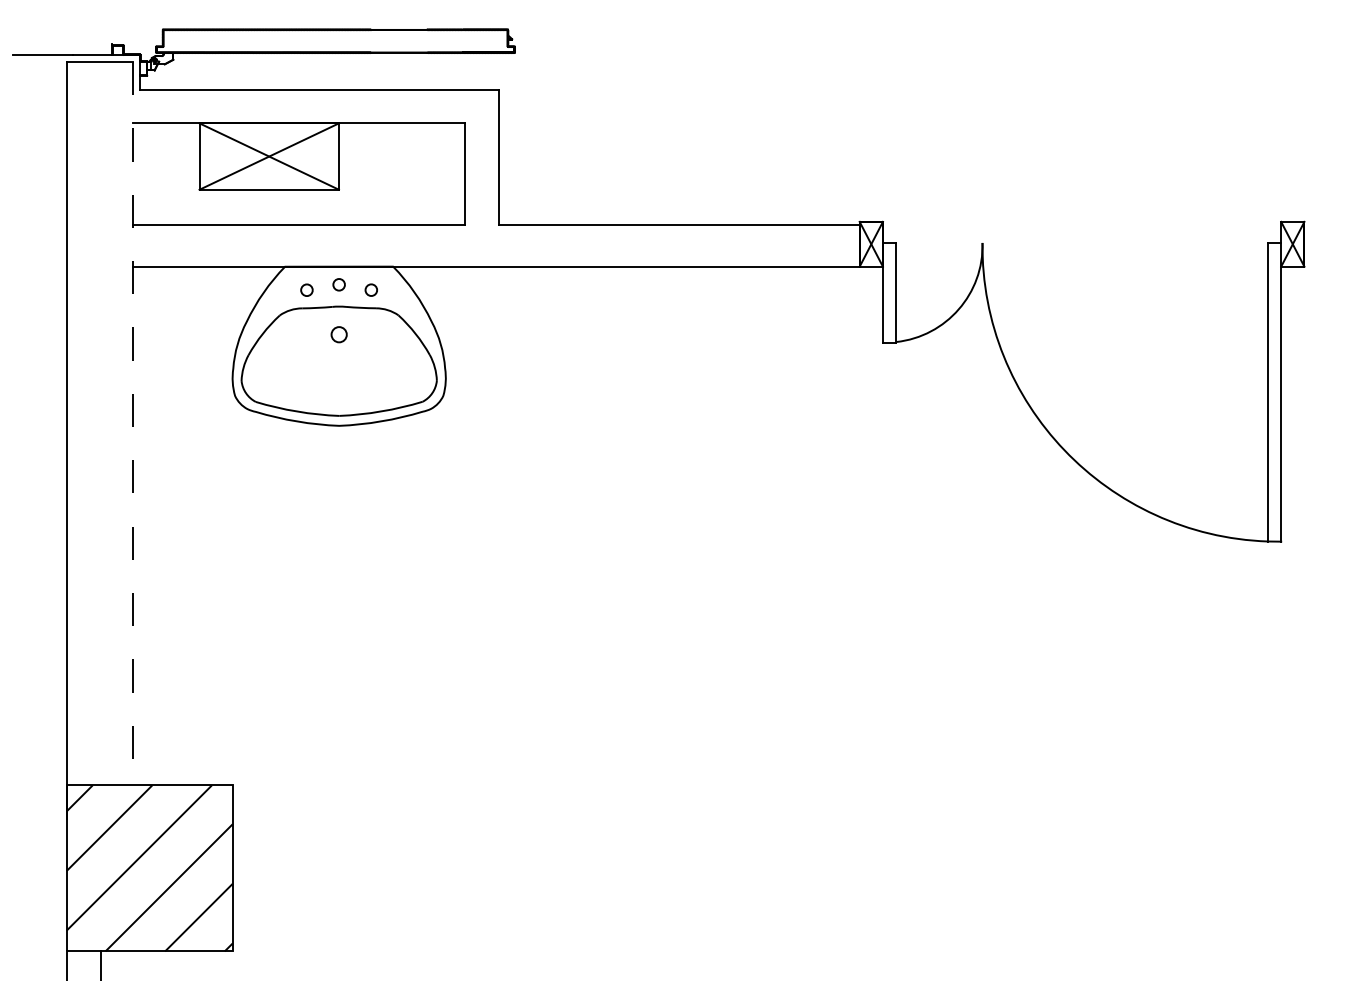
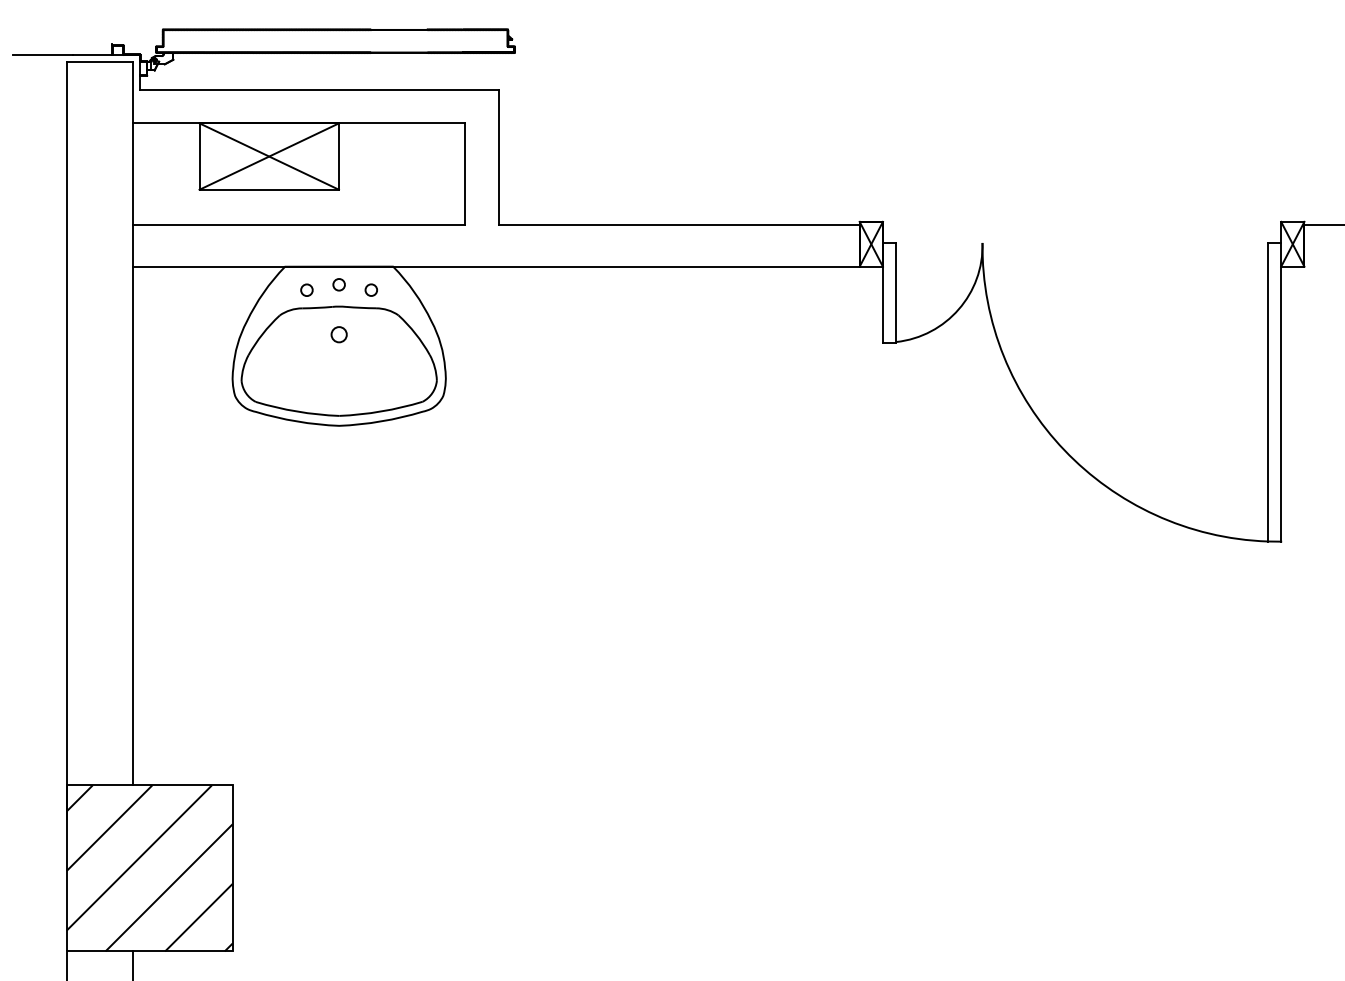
line: none -> present (1322, 224)
line: dashed -> solid (133, 423)
line position: (101, 964) -> (133, 964) (133, 964)
